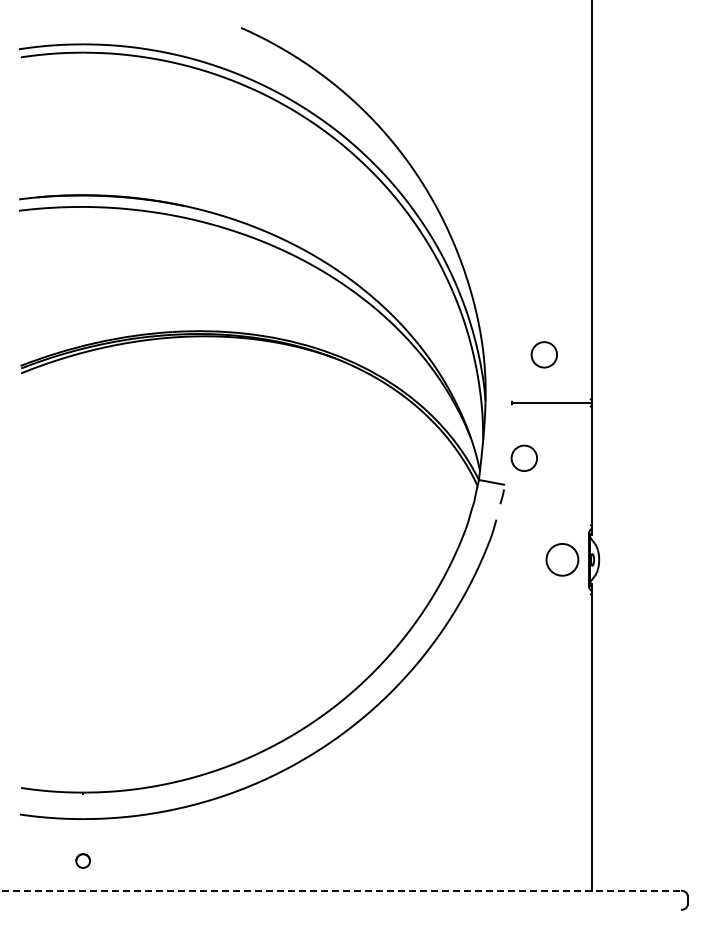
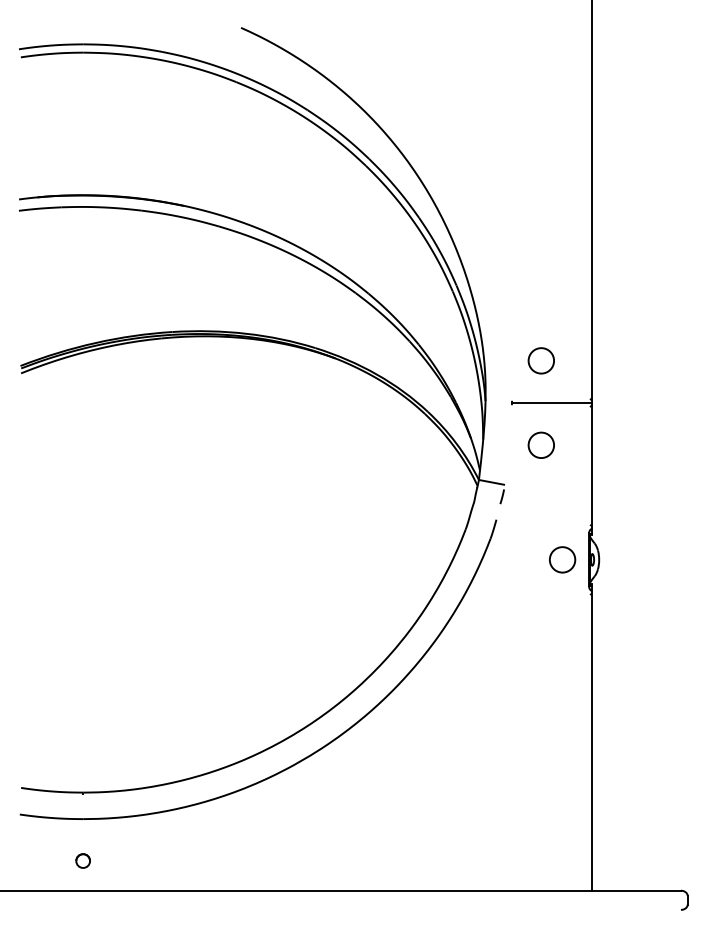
circle position: (543, 354) -> (540, 360) (540, 360)
circle position: (523, 457) -> (540, 444) (540, 444)
circle size: 35x34 px -> 28x28 px (562, 559)
line: dashed -> solid (341, 890)
